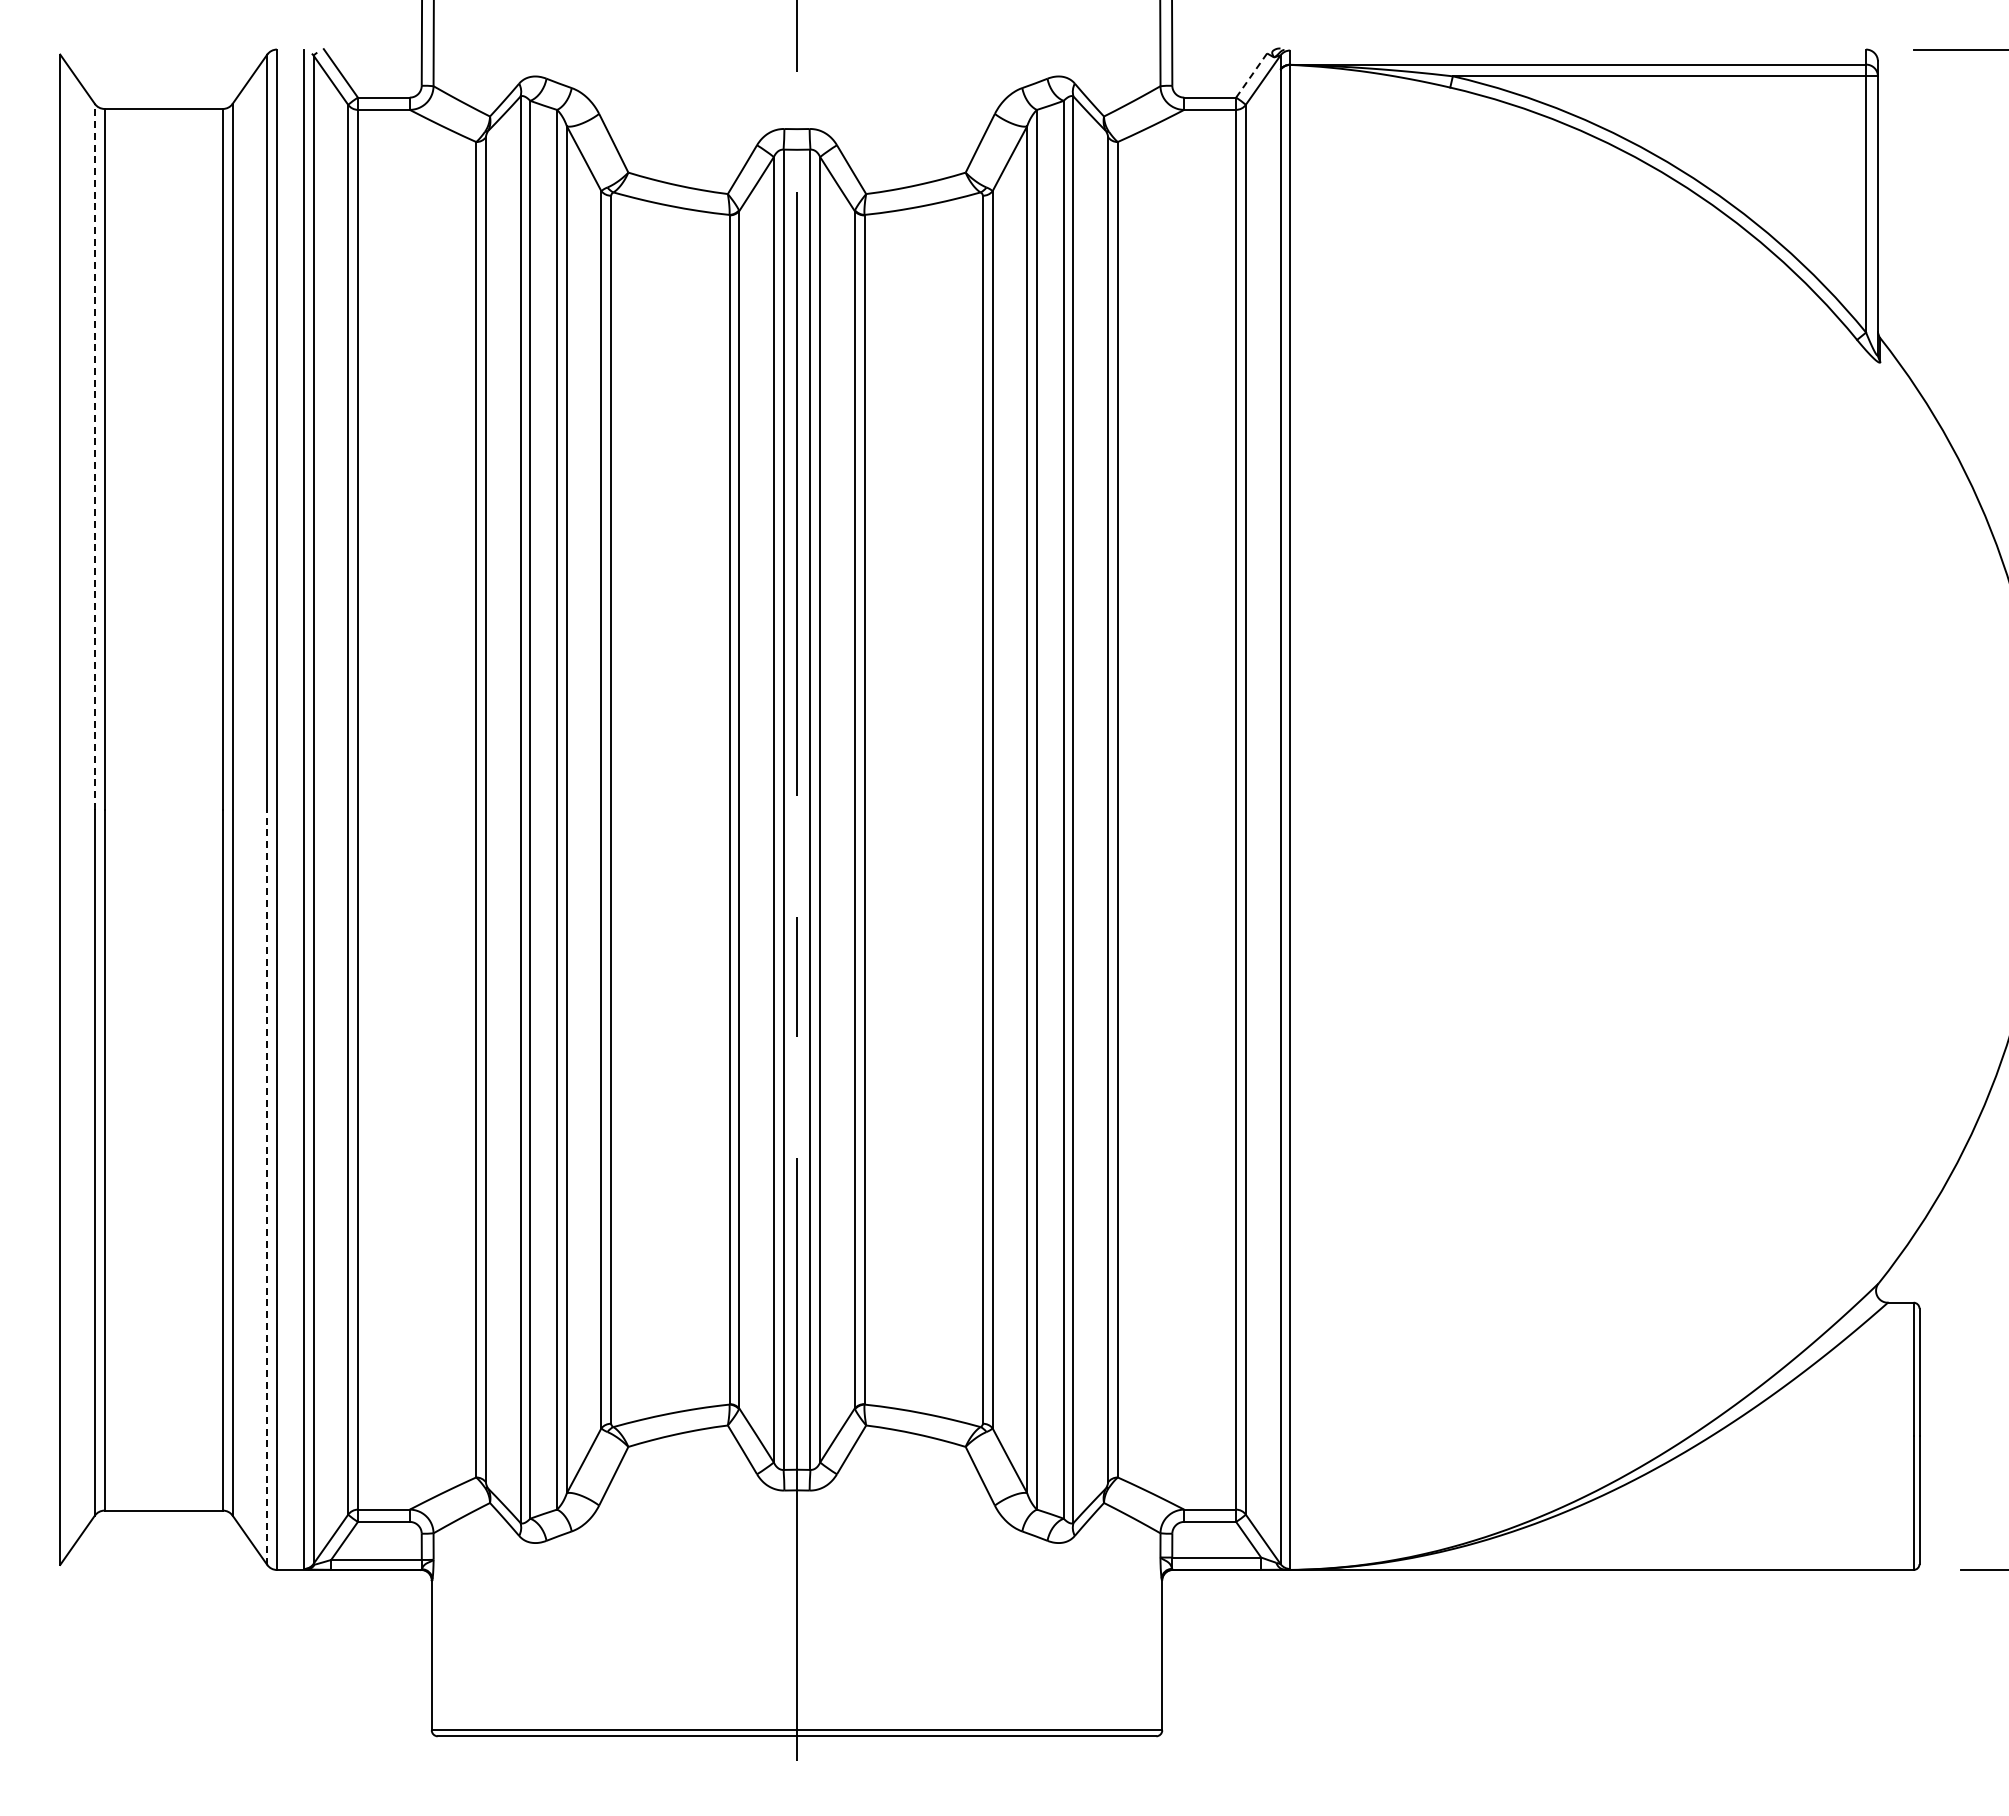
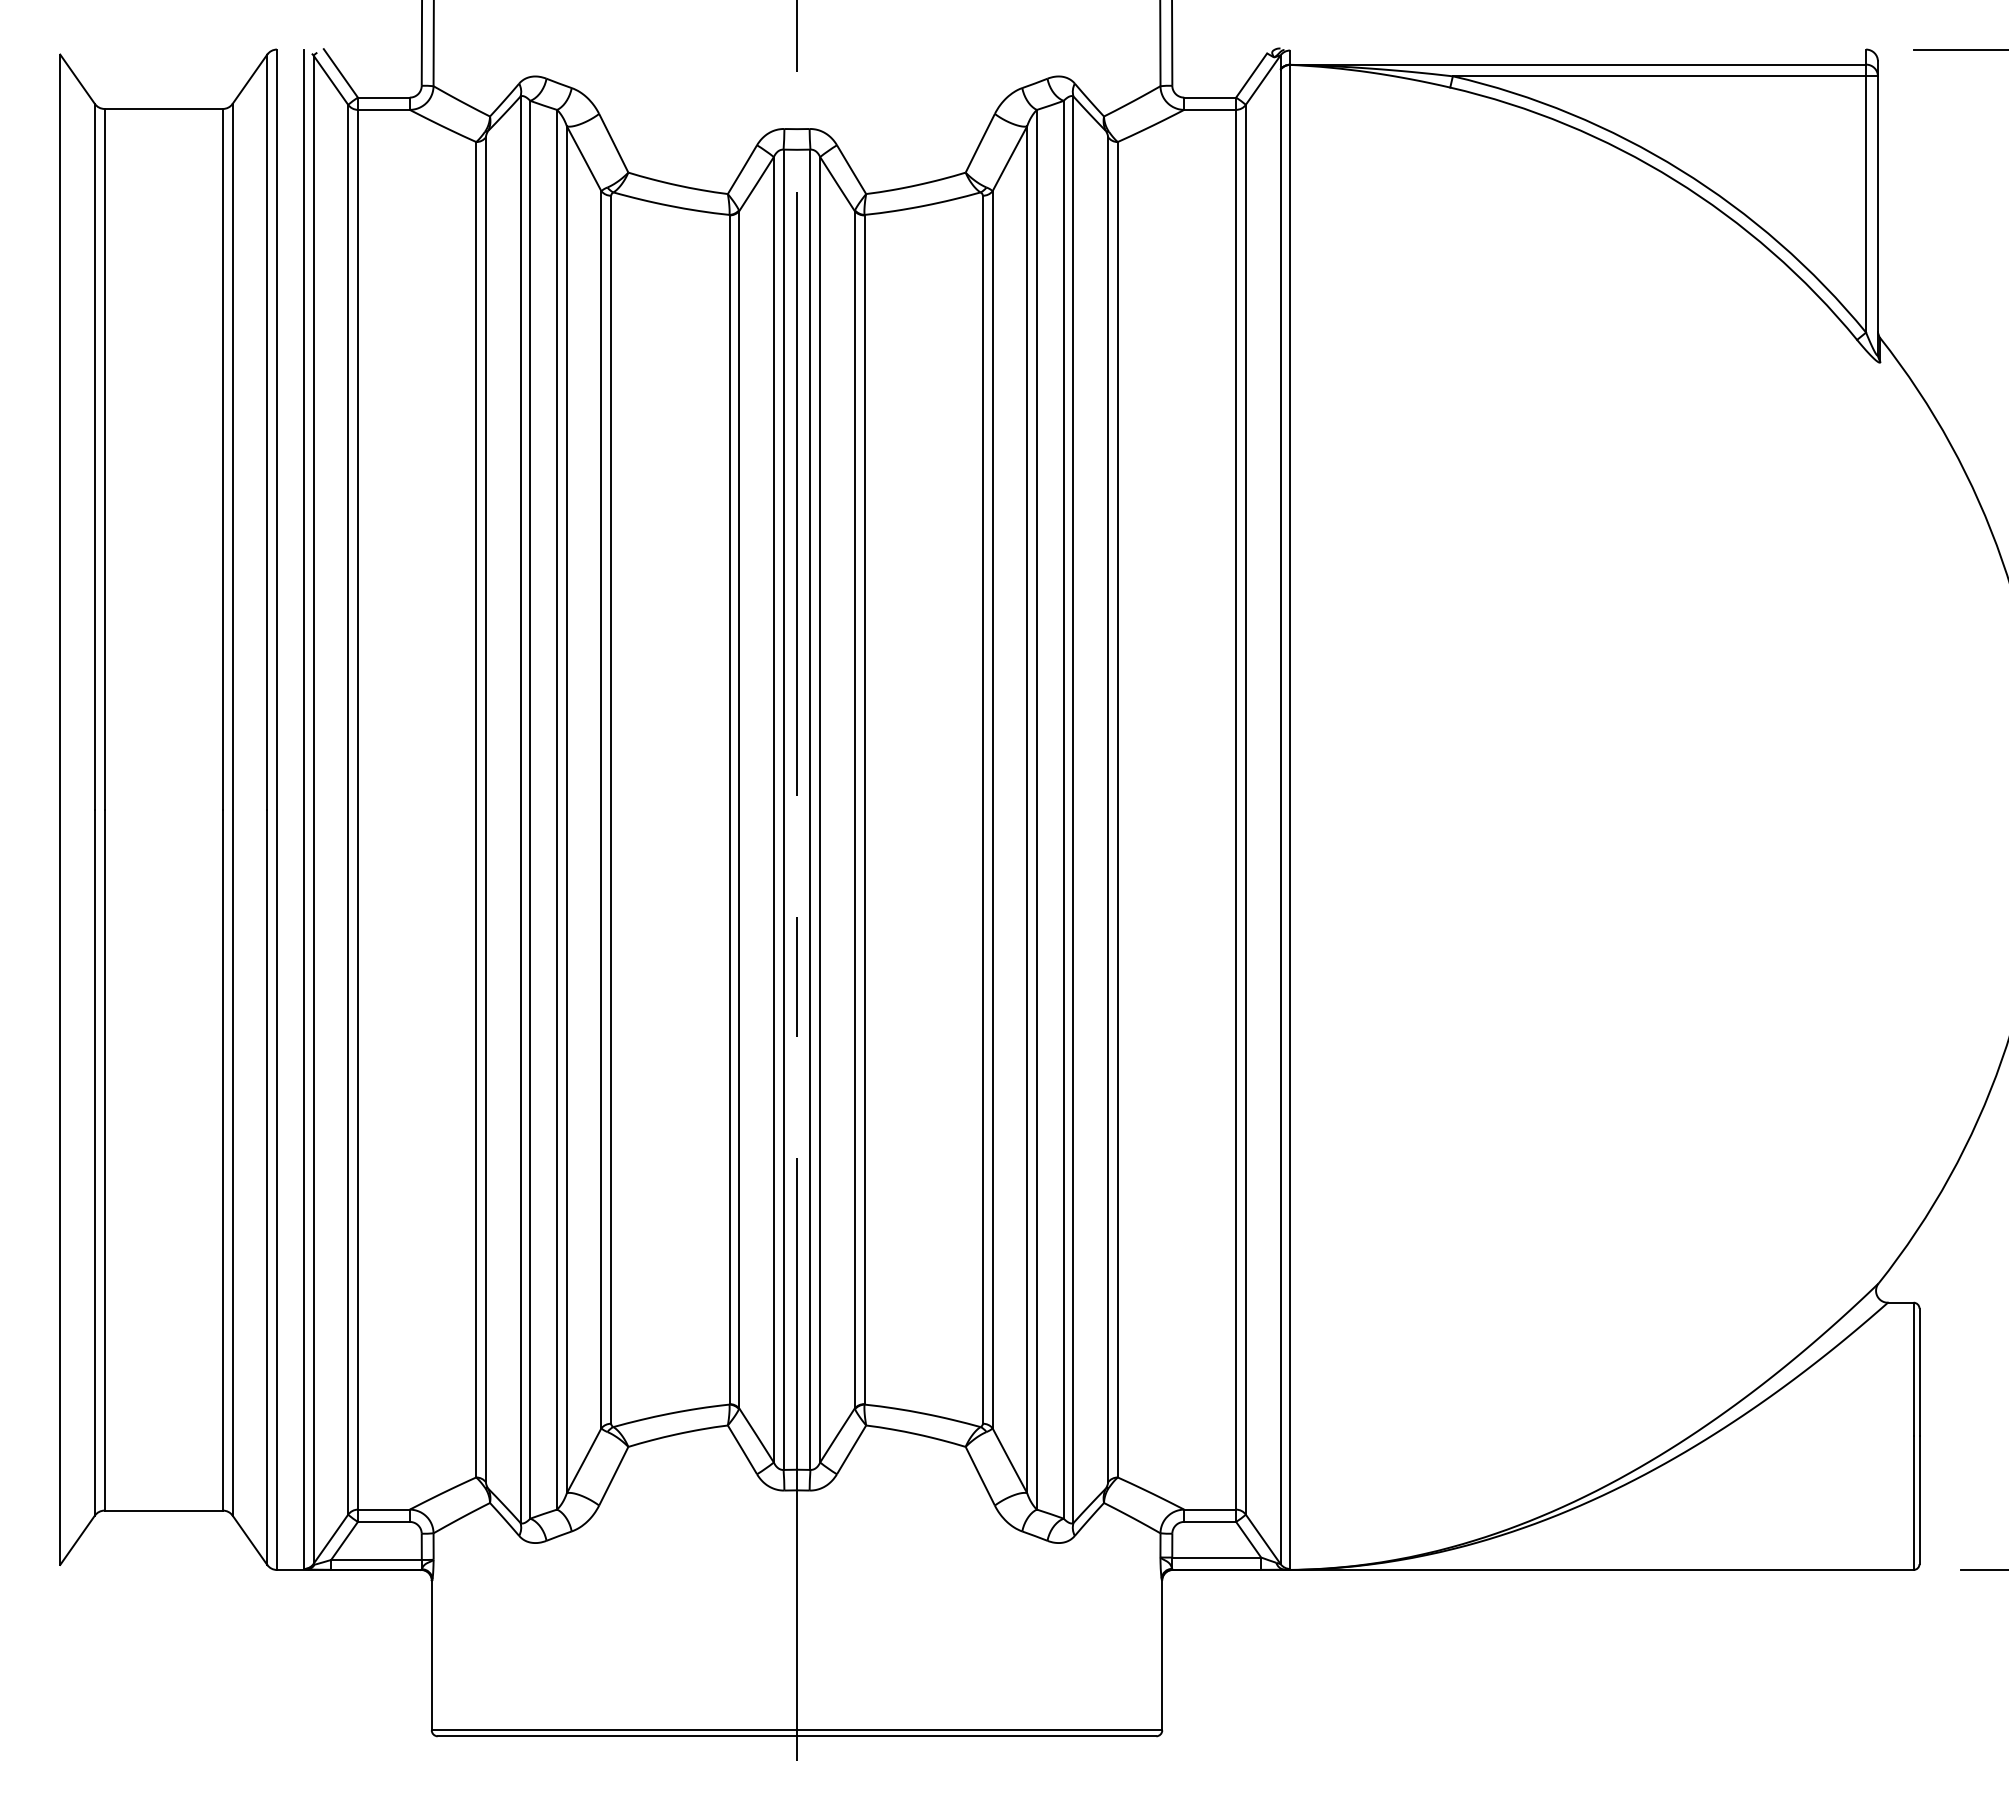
line: dashed -> solid (1251, 75)
line: dashed -> solid (94, 456)
line: dashed -> solid (267, 1187)
